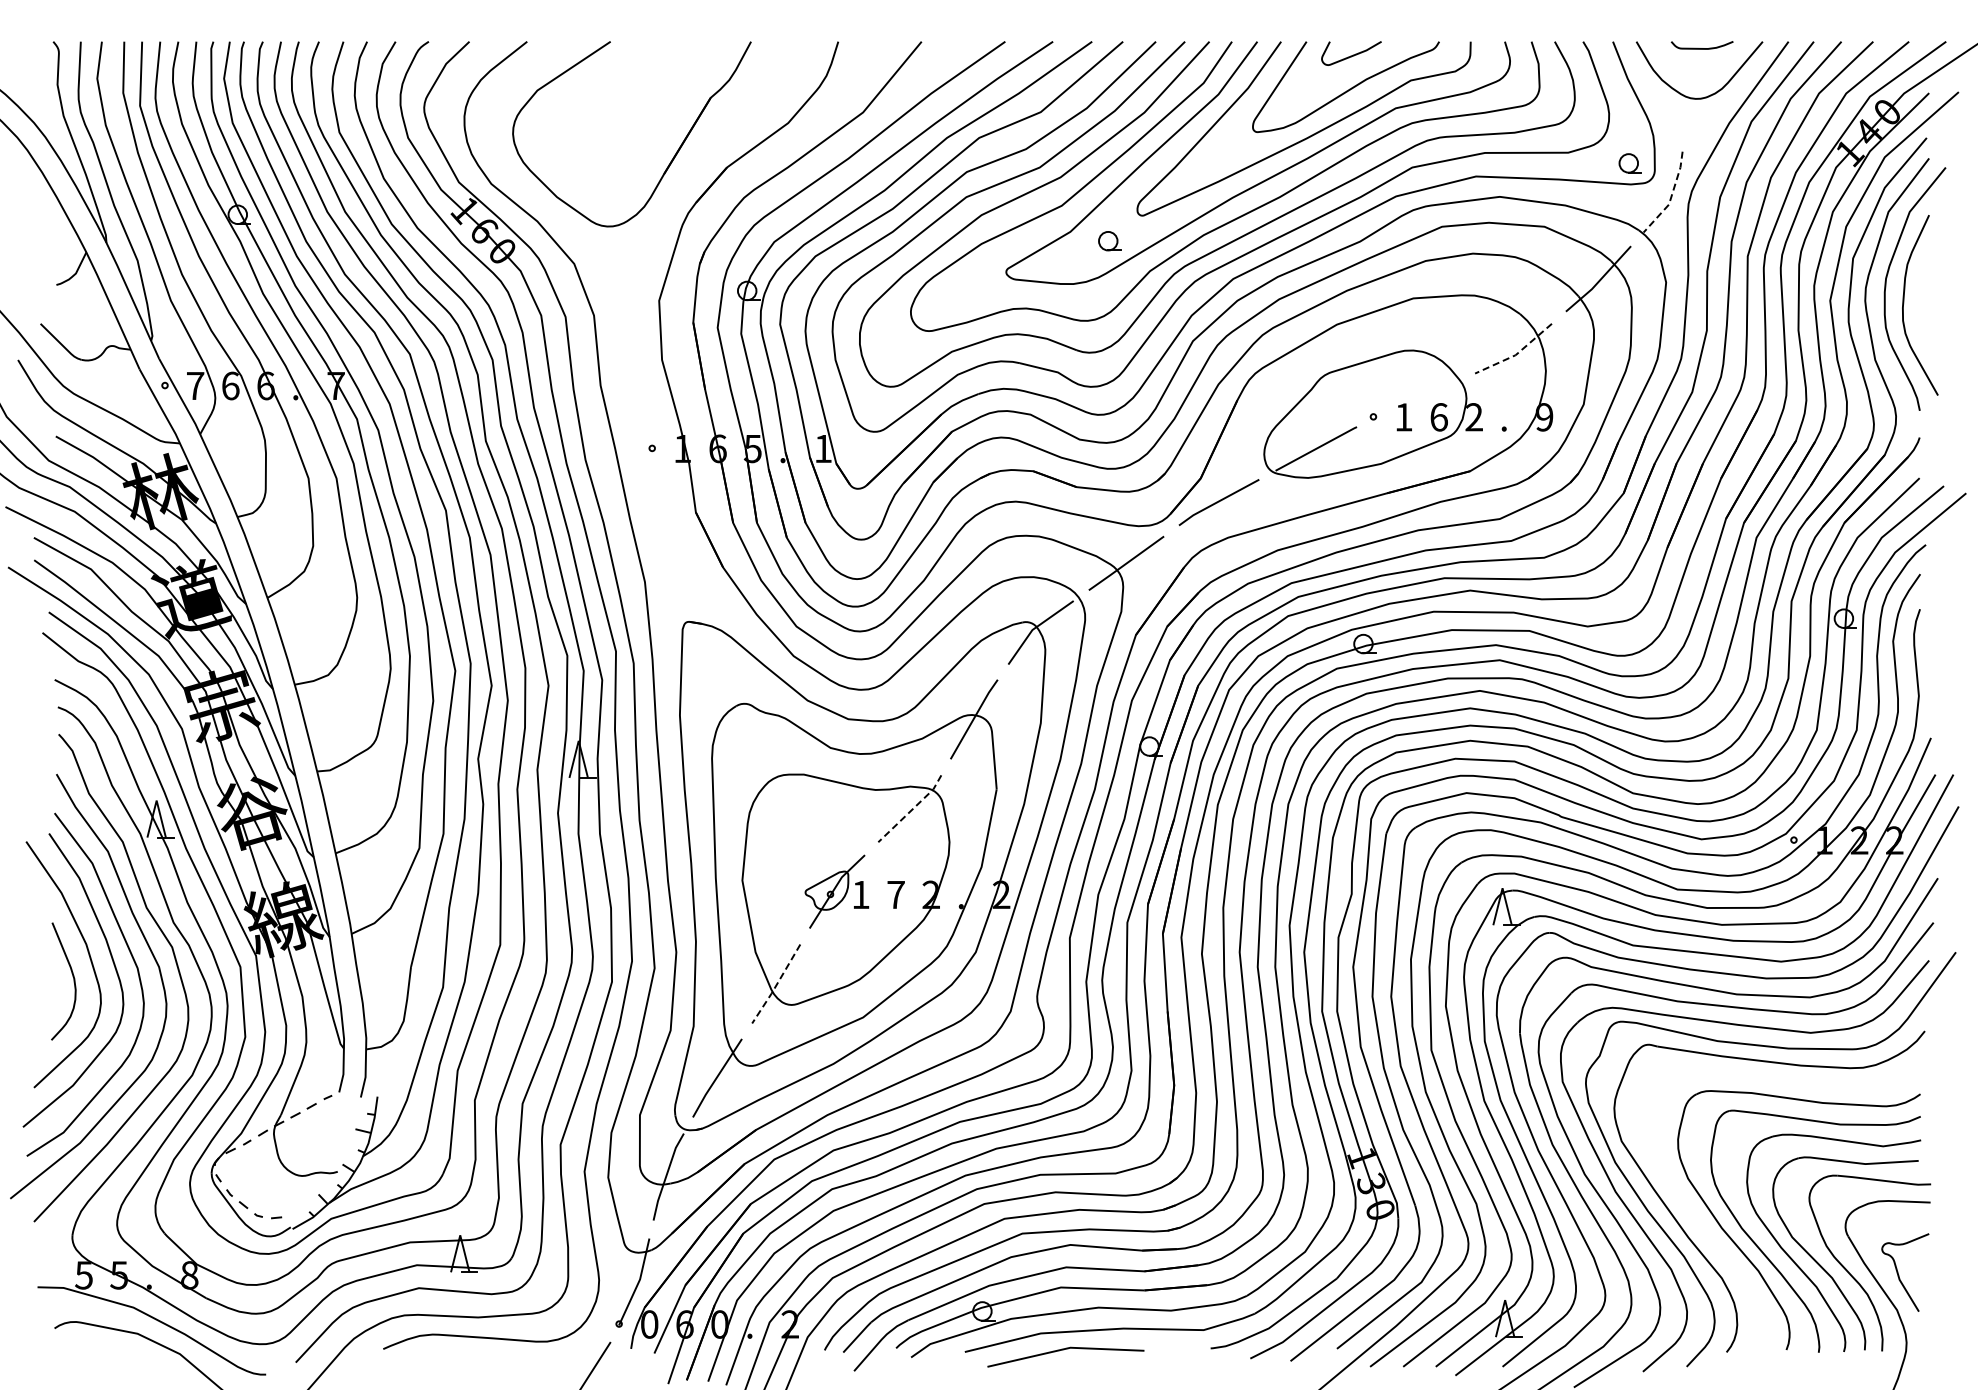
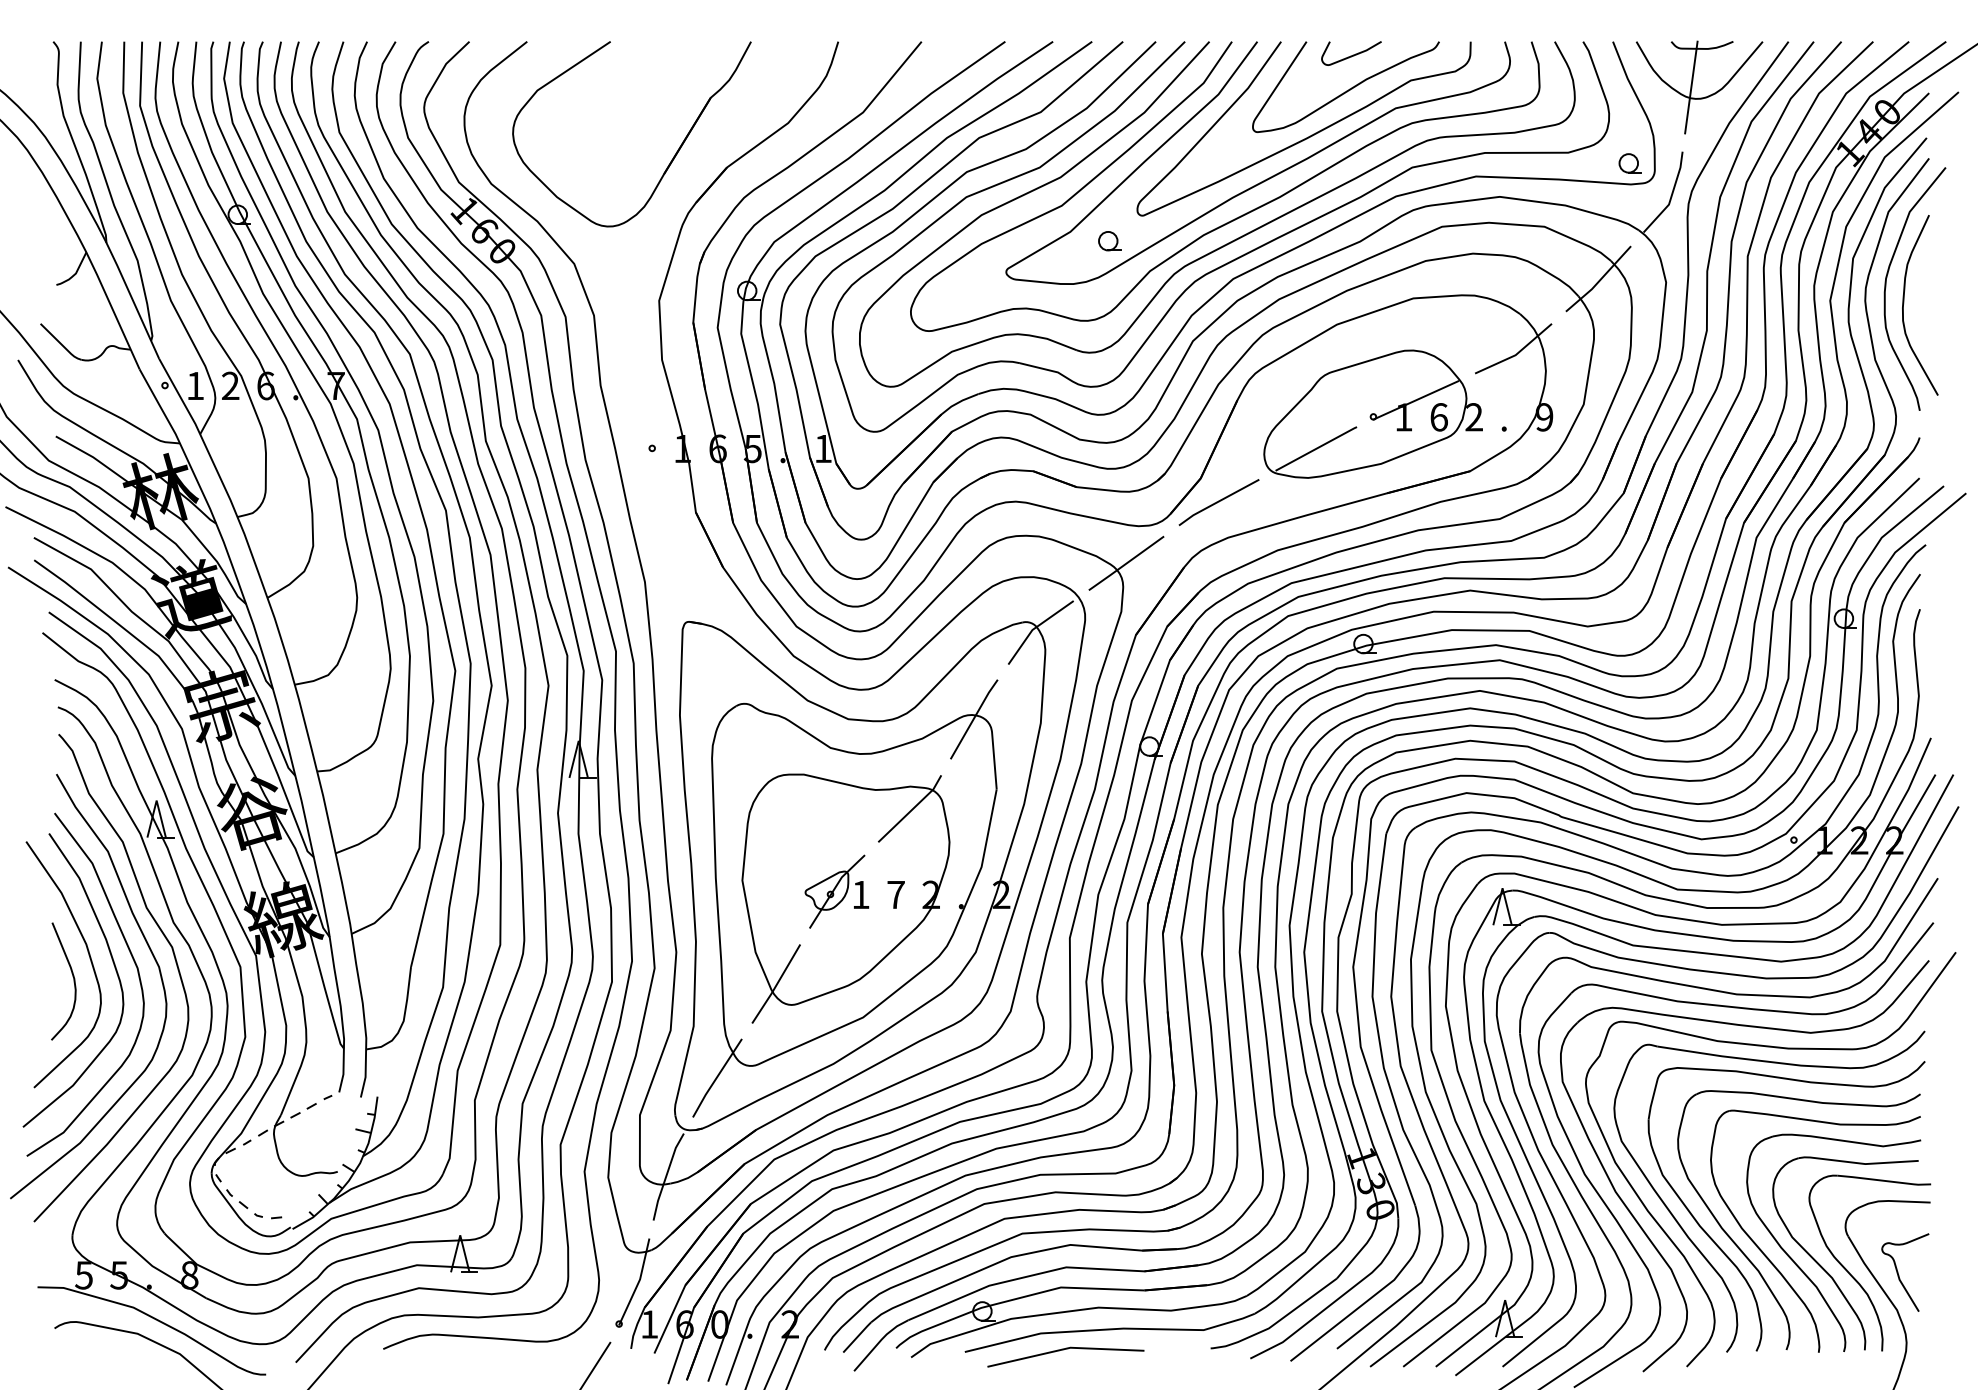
line: none -> present (1691, 87)
line: dashed -> solid (1671, 196)
line: dashed -> solid (1516, 354)
text: 7 -> 1 (195, 385)
text: 6 -> 2 (230, 385)
line: none -> present (1415, 400)
line: dashed -> solid (911, 810)
line: dashed -> solid (776, 985)
part: none -> present (1731, 1259)
text: 0 -> 1 (649, 1324)
